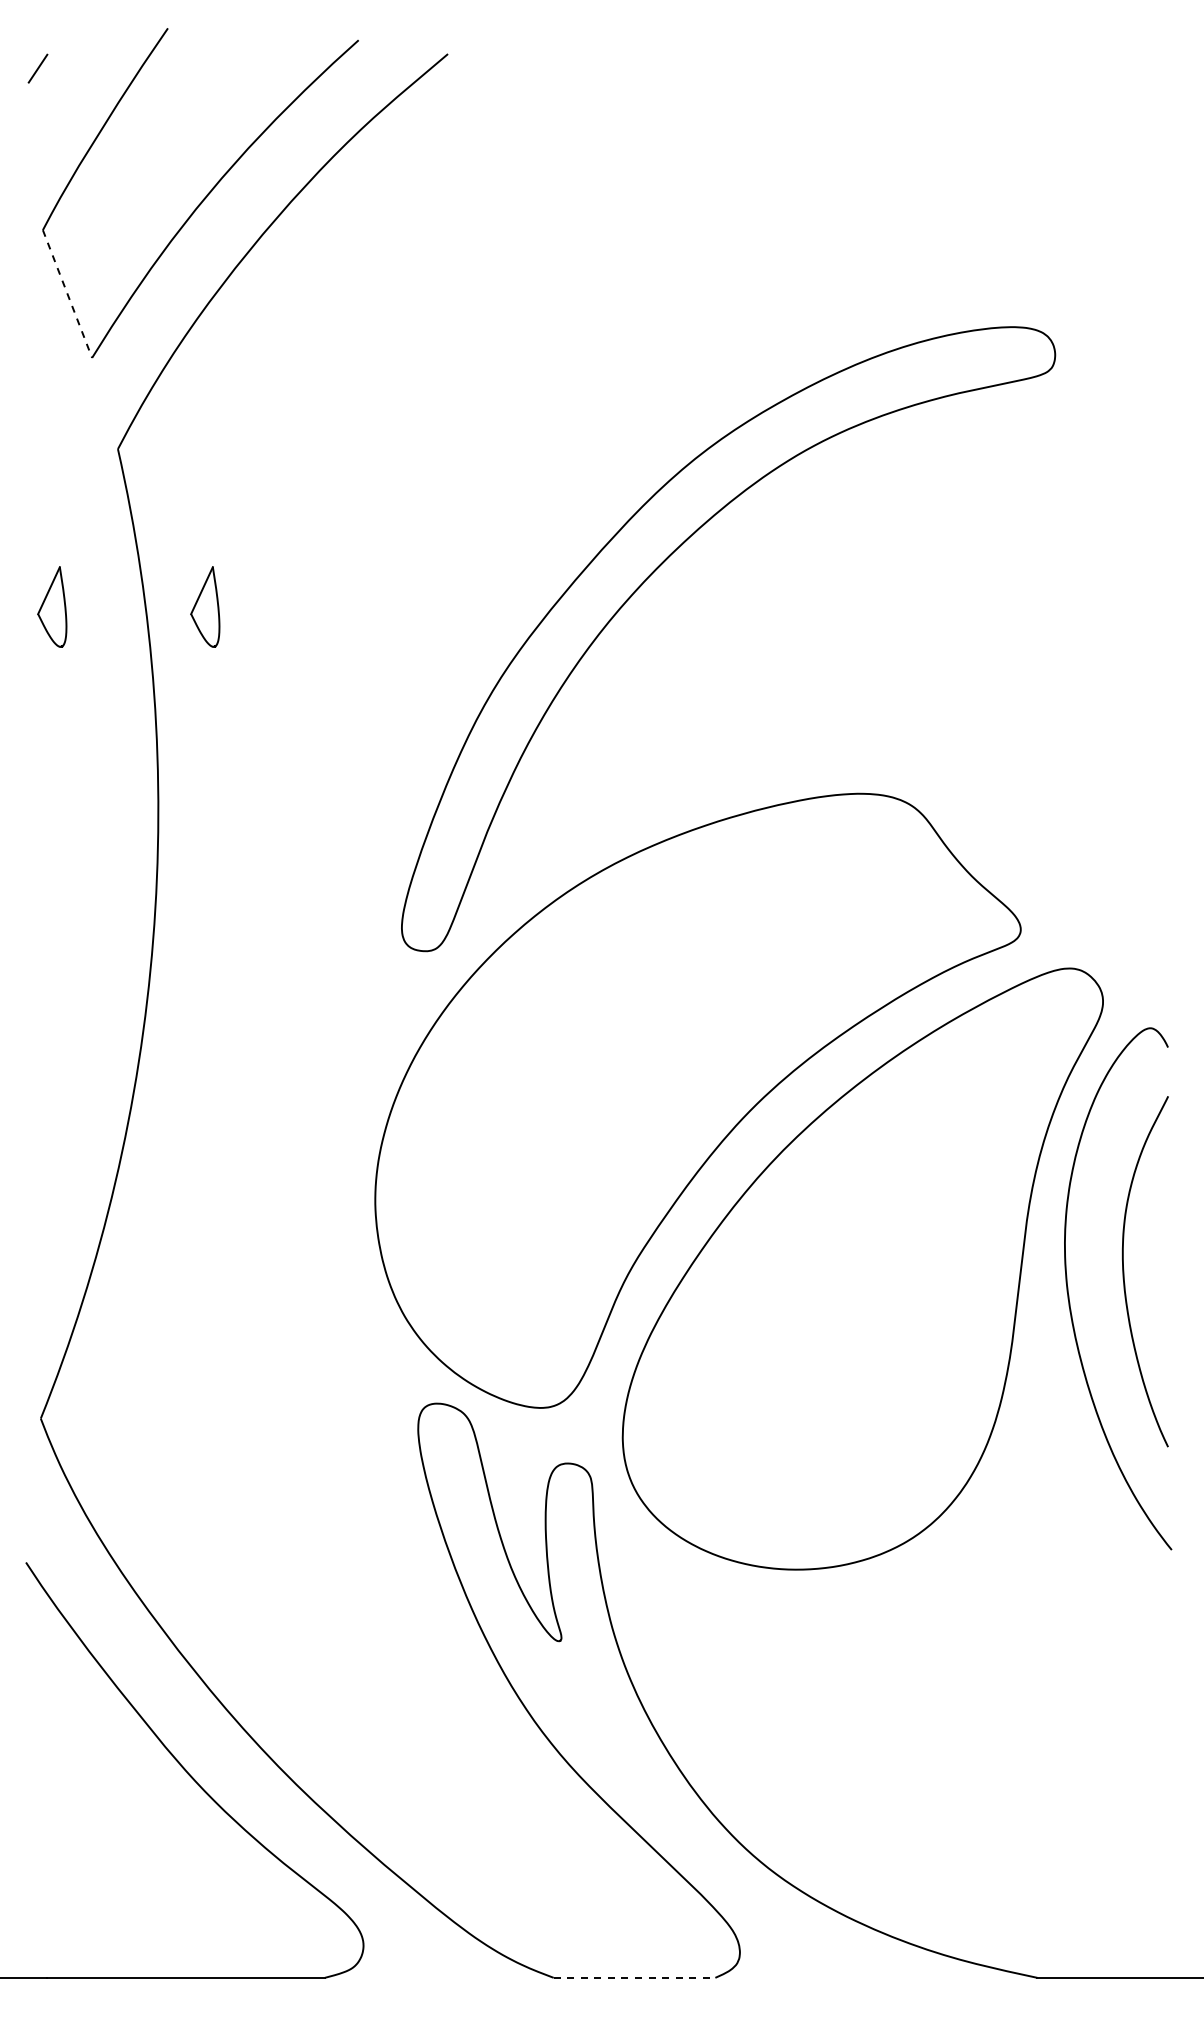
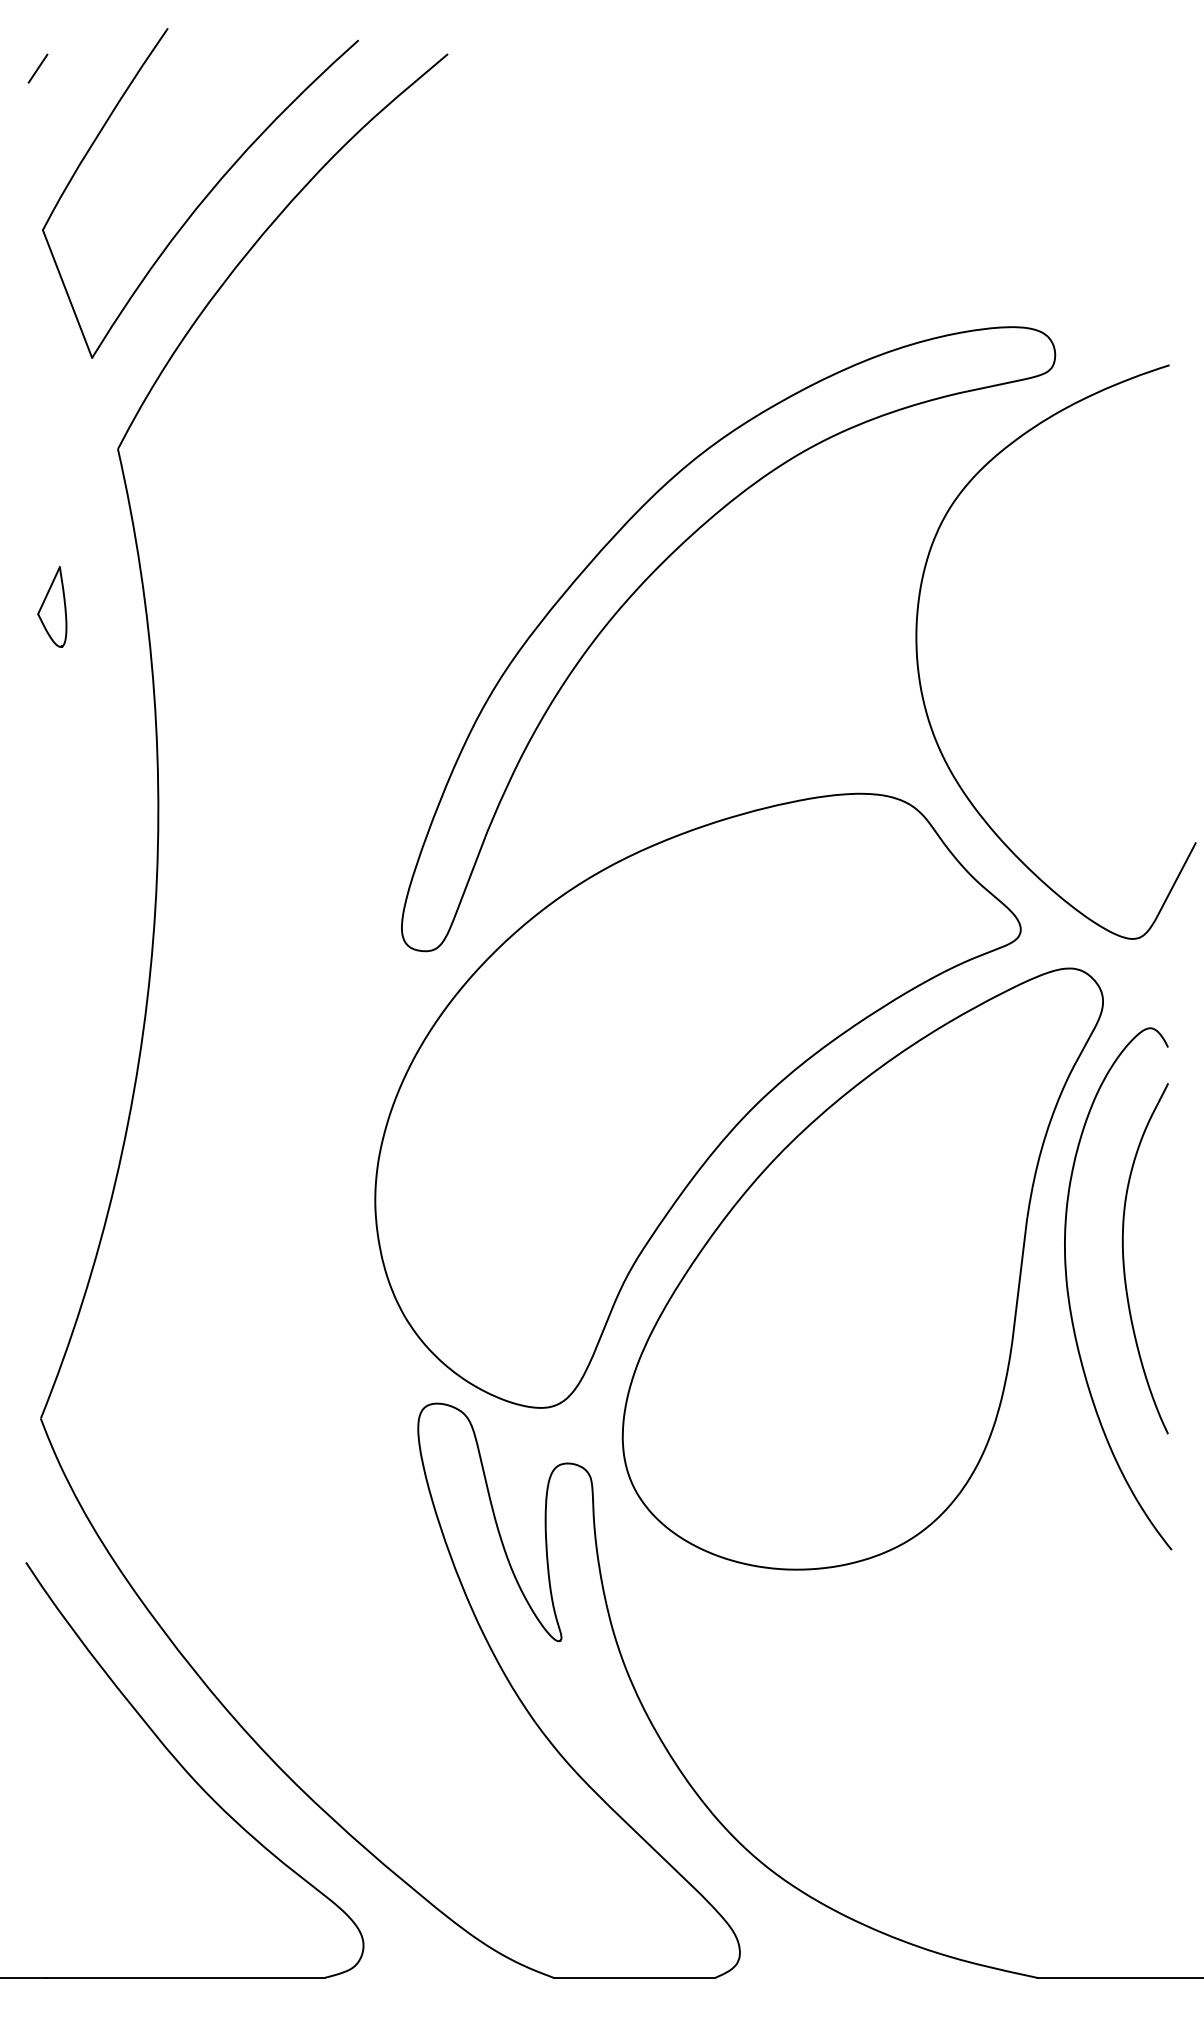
line: dashed -> solid (67, 294)
part: present -> none (205, 606)
curve: none -> present (918, 658)
curve position: (1124, 1271) -> (1124, 1258) (1124, 1258)
line: dashed -> solid (634, 1977)
